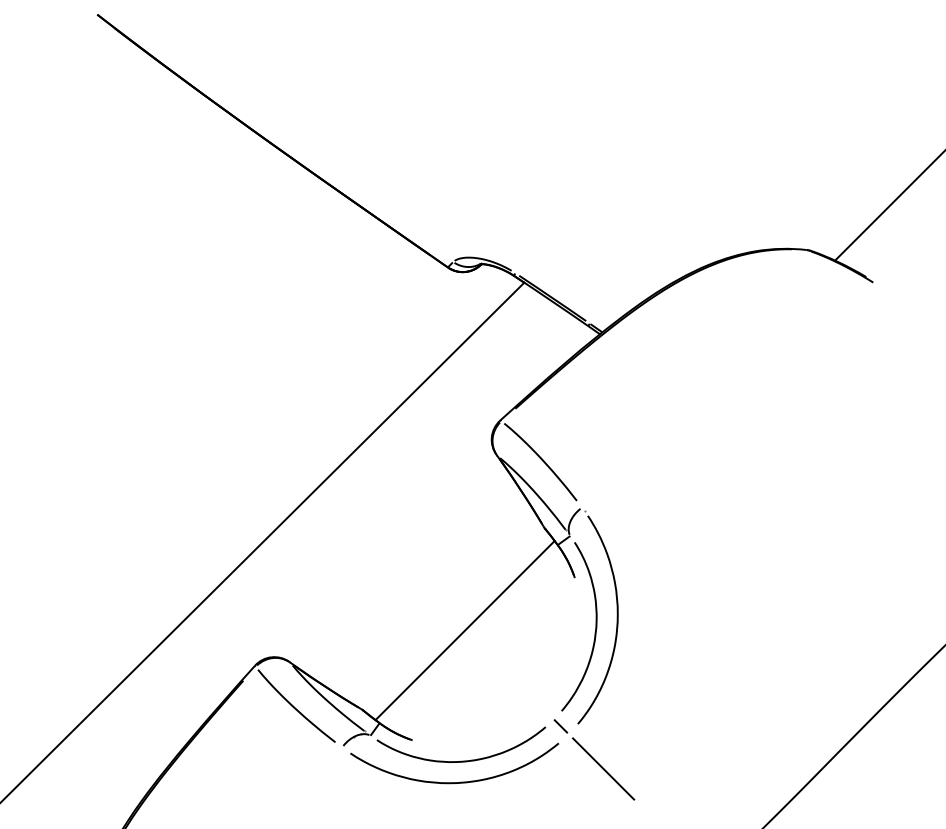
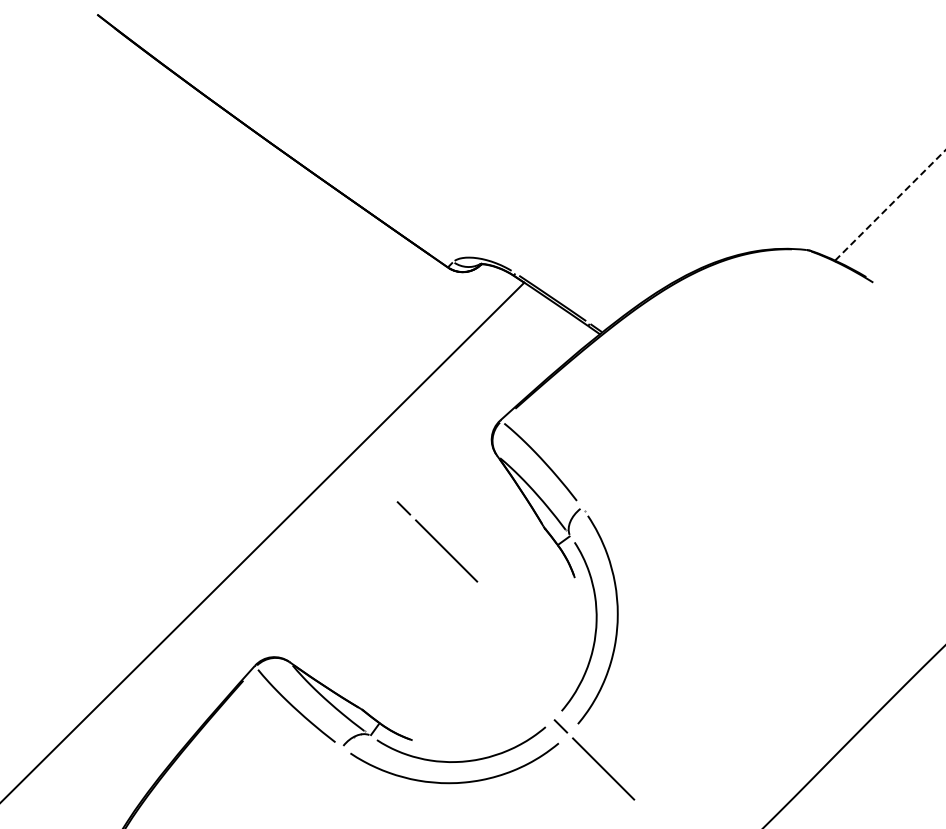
line: solid -> dashed (890, 205)
line: none -> present (437, 541)
line: present -> none (464, 630)
